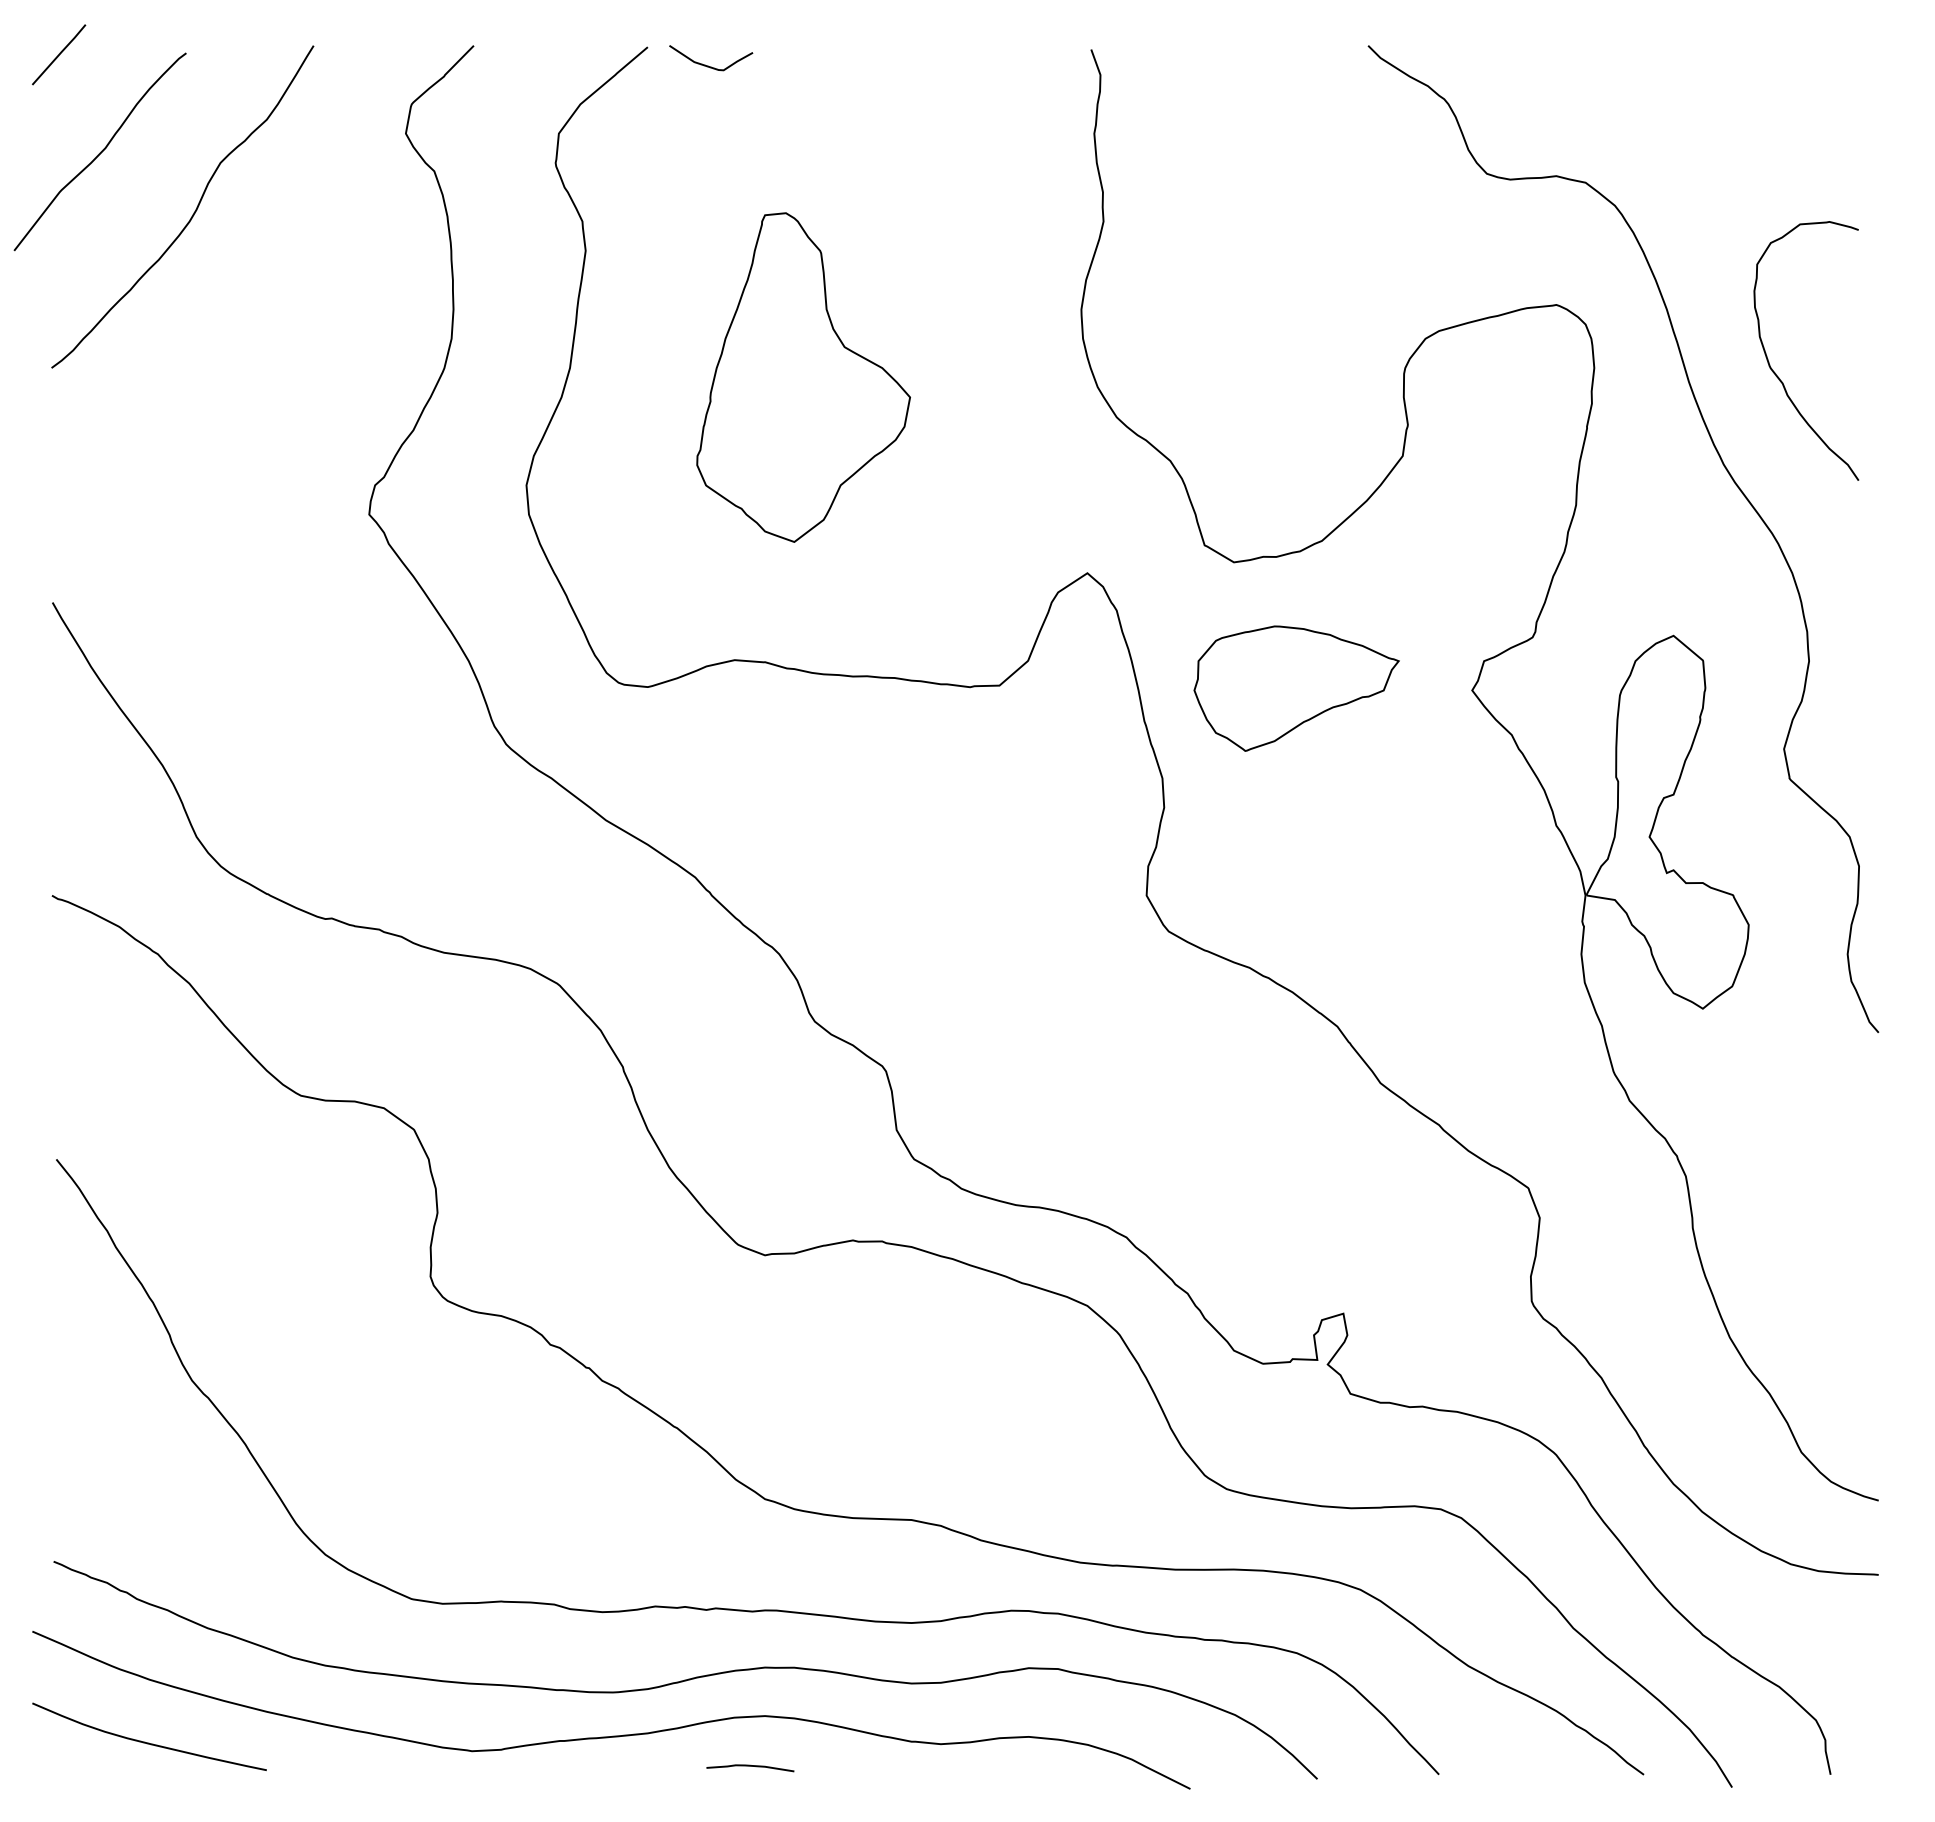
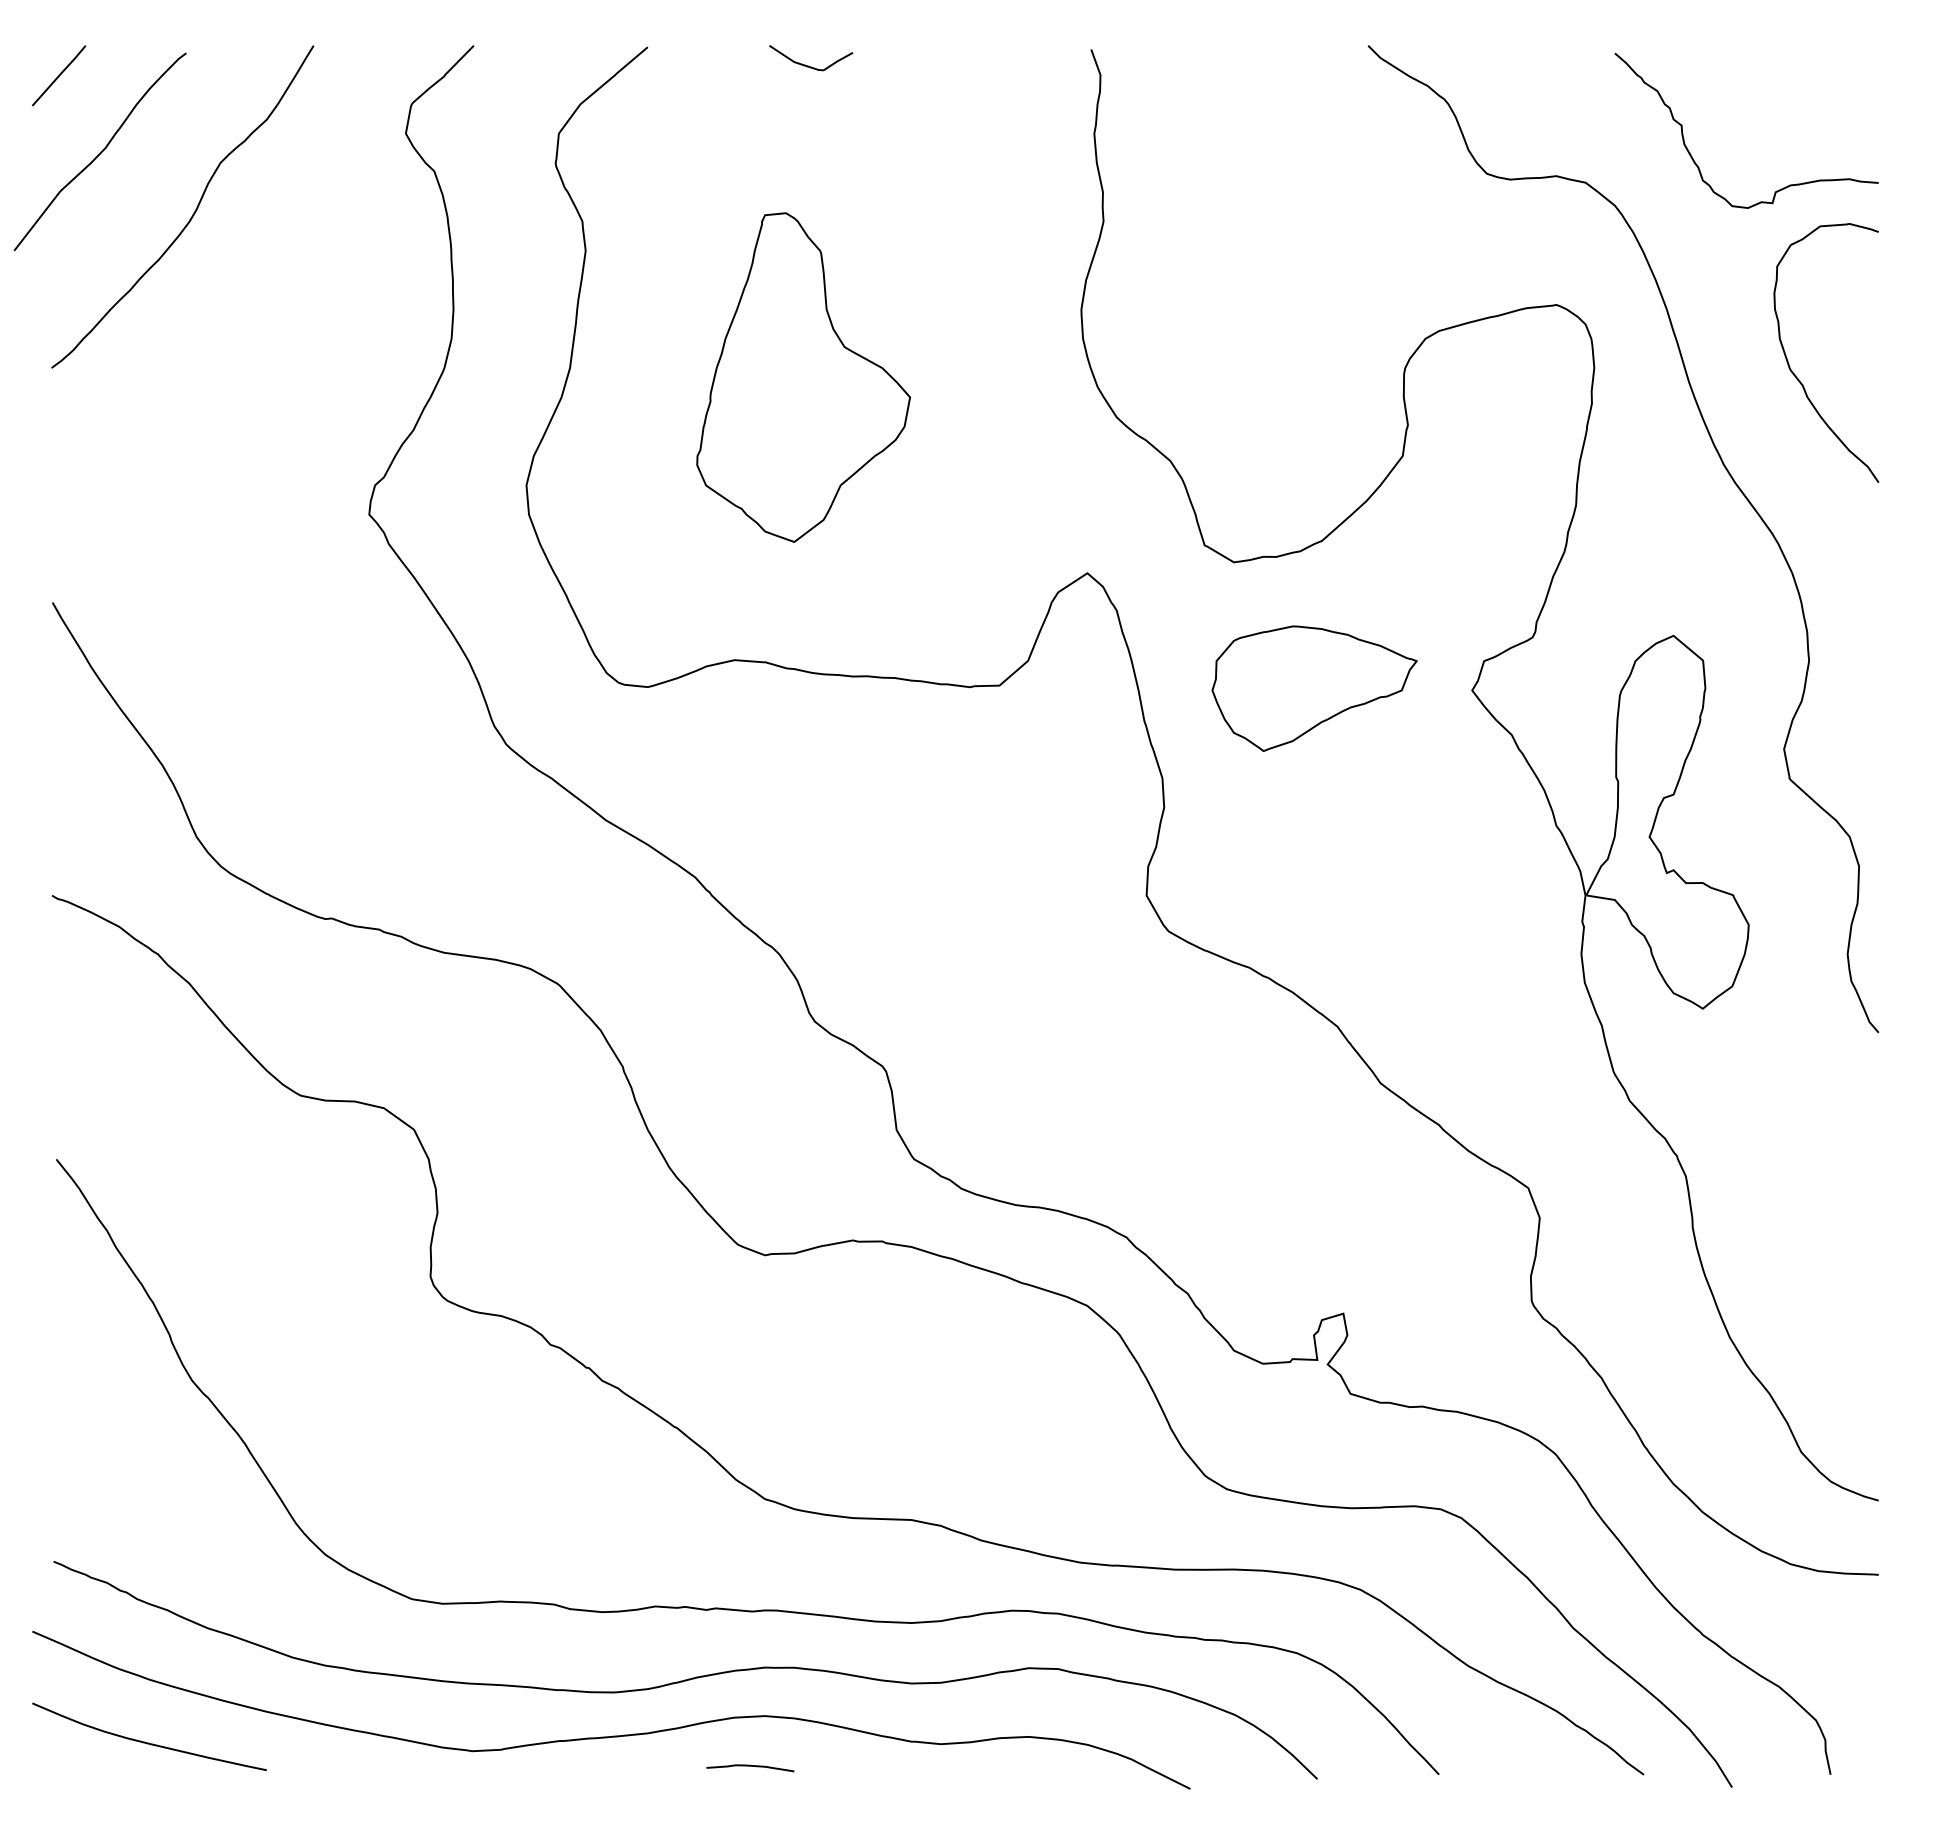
line position: (59, 54) -> (59, 75) (59, 75)
curve position: (708, 65) -> (808, 65) (808, 65)
curve: none -> present (1698, 165)
curve position: (1775, 372) -> (1795, 374) (1795, 374)
part position: (1296, 688) -> (1314, 688) (1314, 688)
